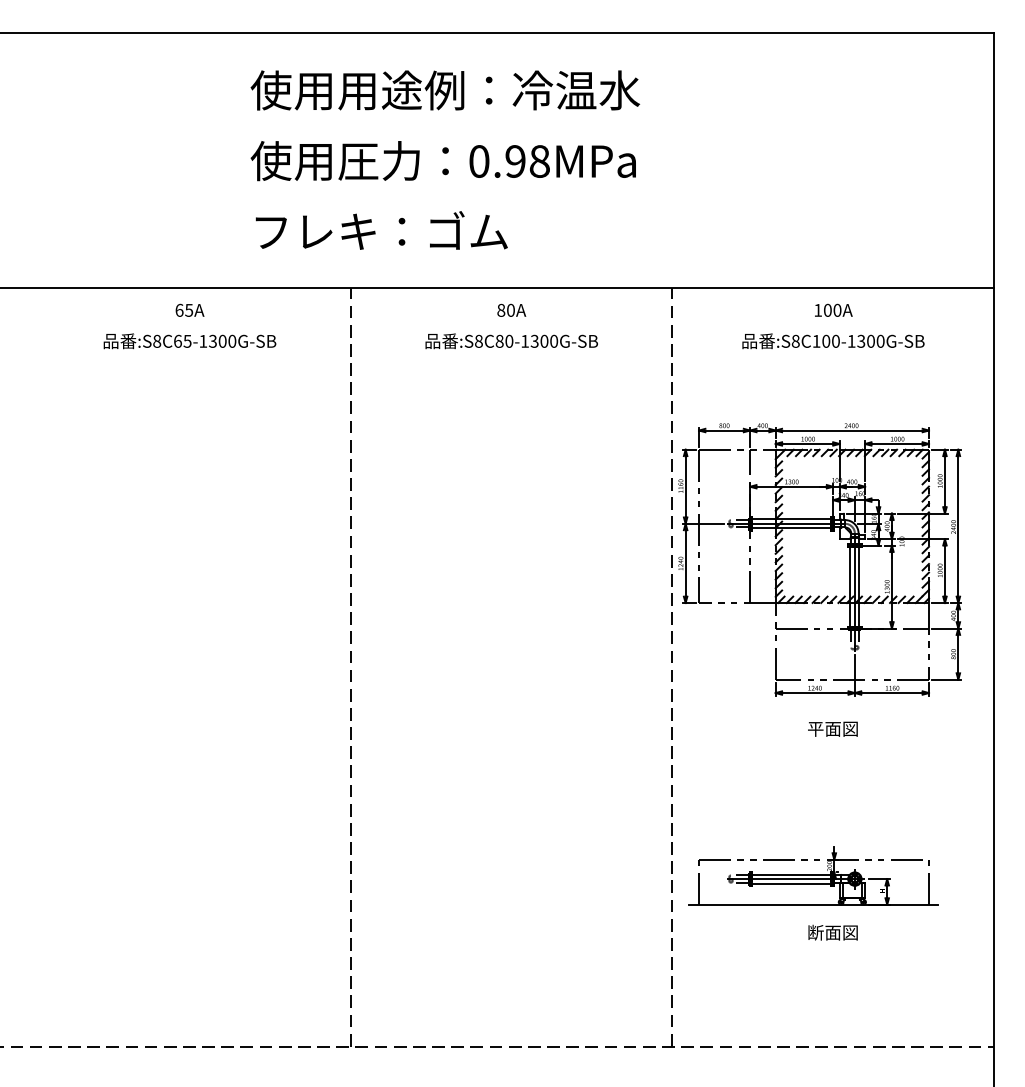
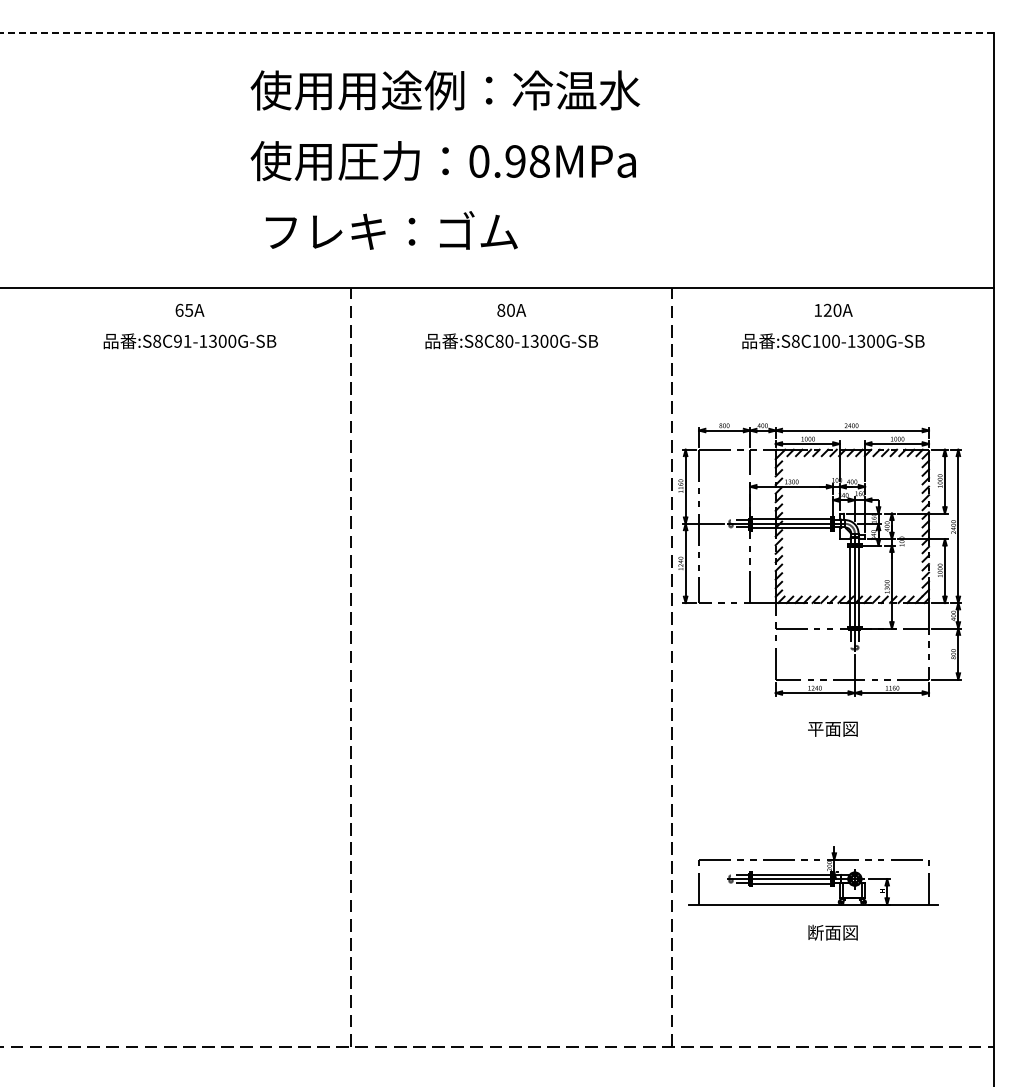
line: solid -> dashed (497, 32)
text position: (381, 230) -> (391, 230) (391, 230)
text: 100A -> 120A (827, 310)
text: :S8C65-1300G-SB -> :S8C91-1300G-SB (182, 340)
